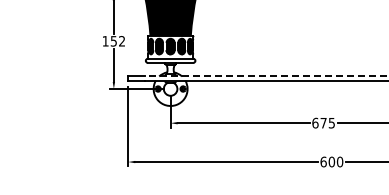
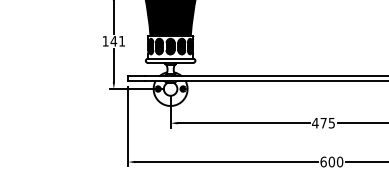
text: 152 -> 141 (117, 41)
line: dashed -> solid (266, 76)
text: 675 -> 475 (315, 122)
